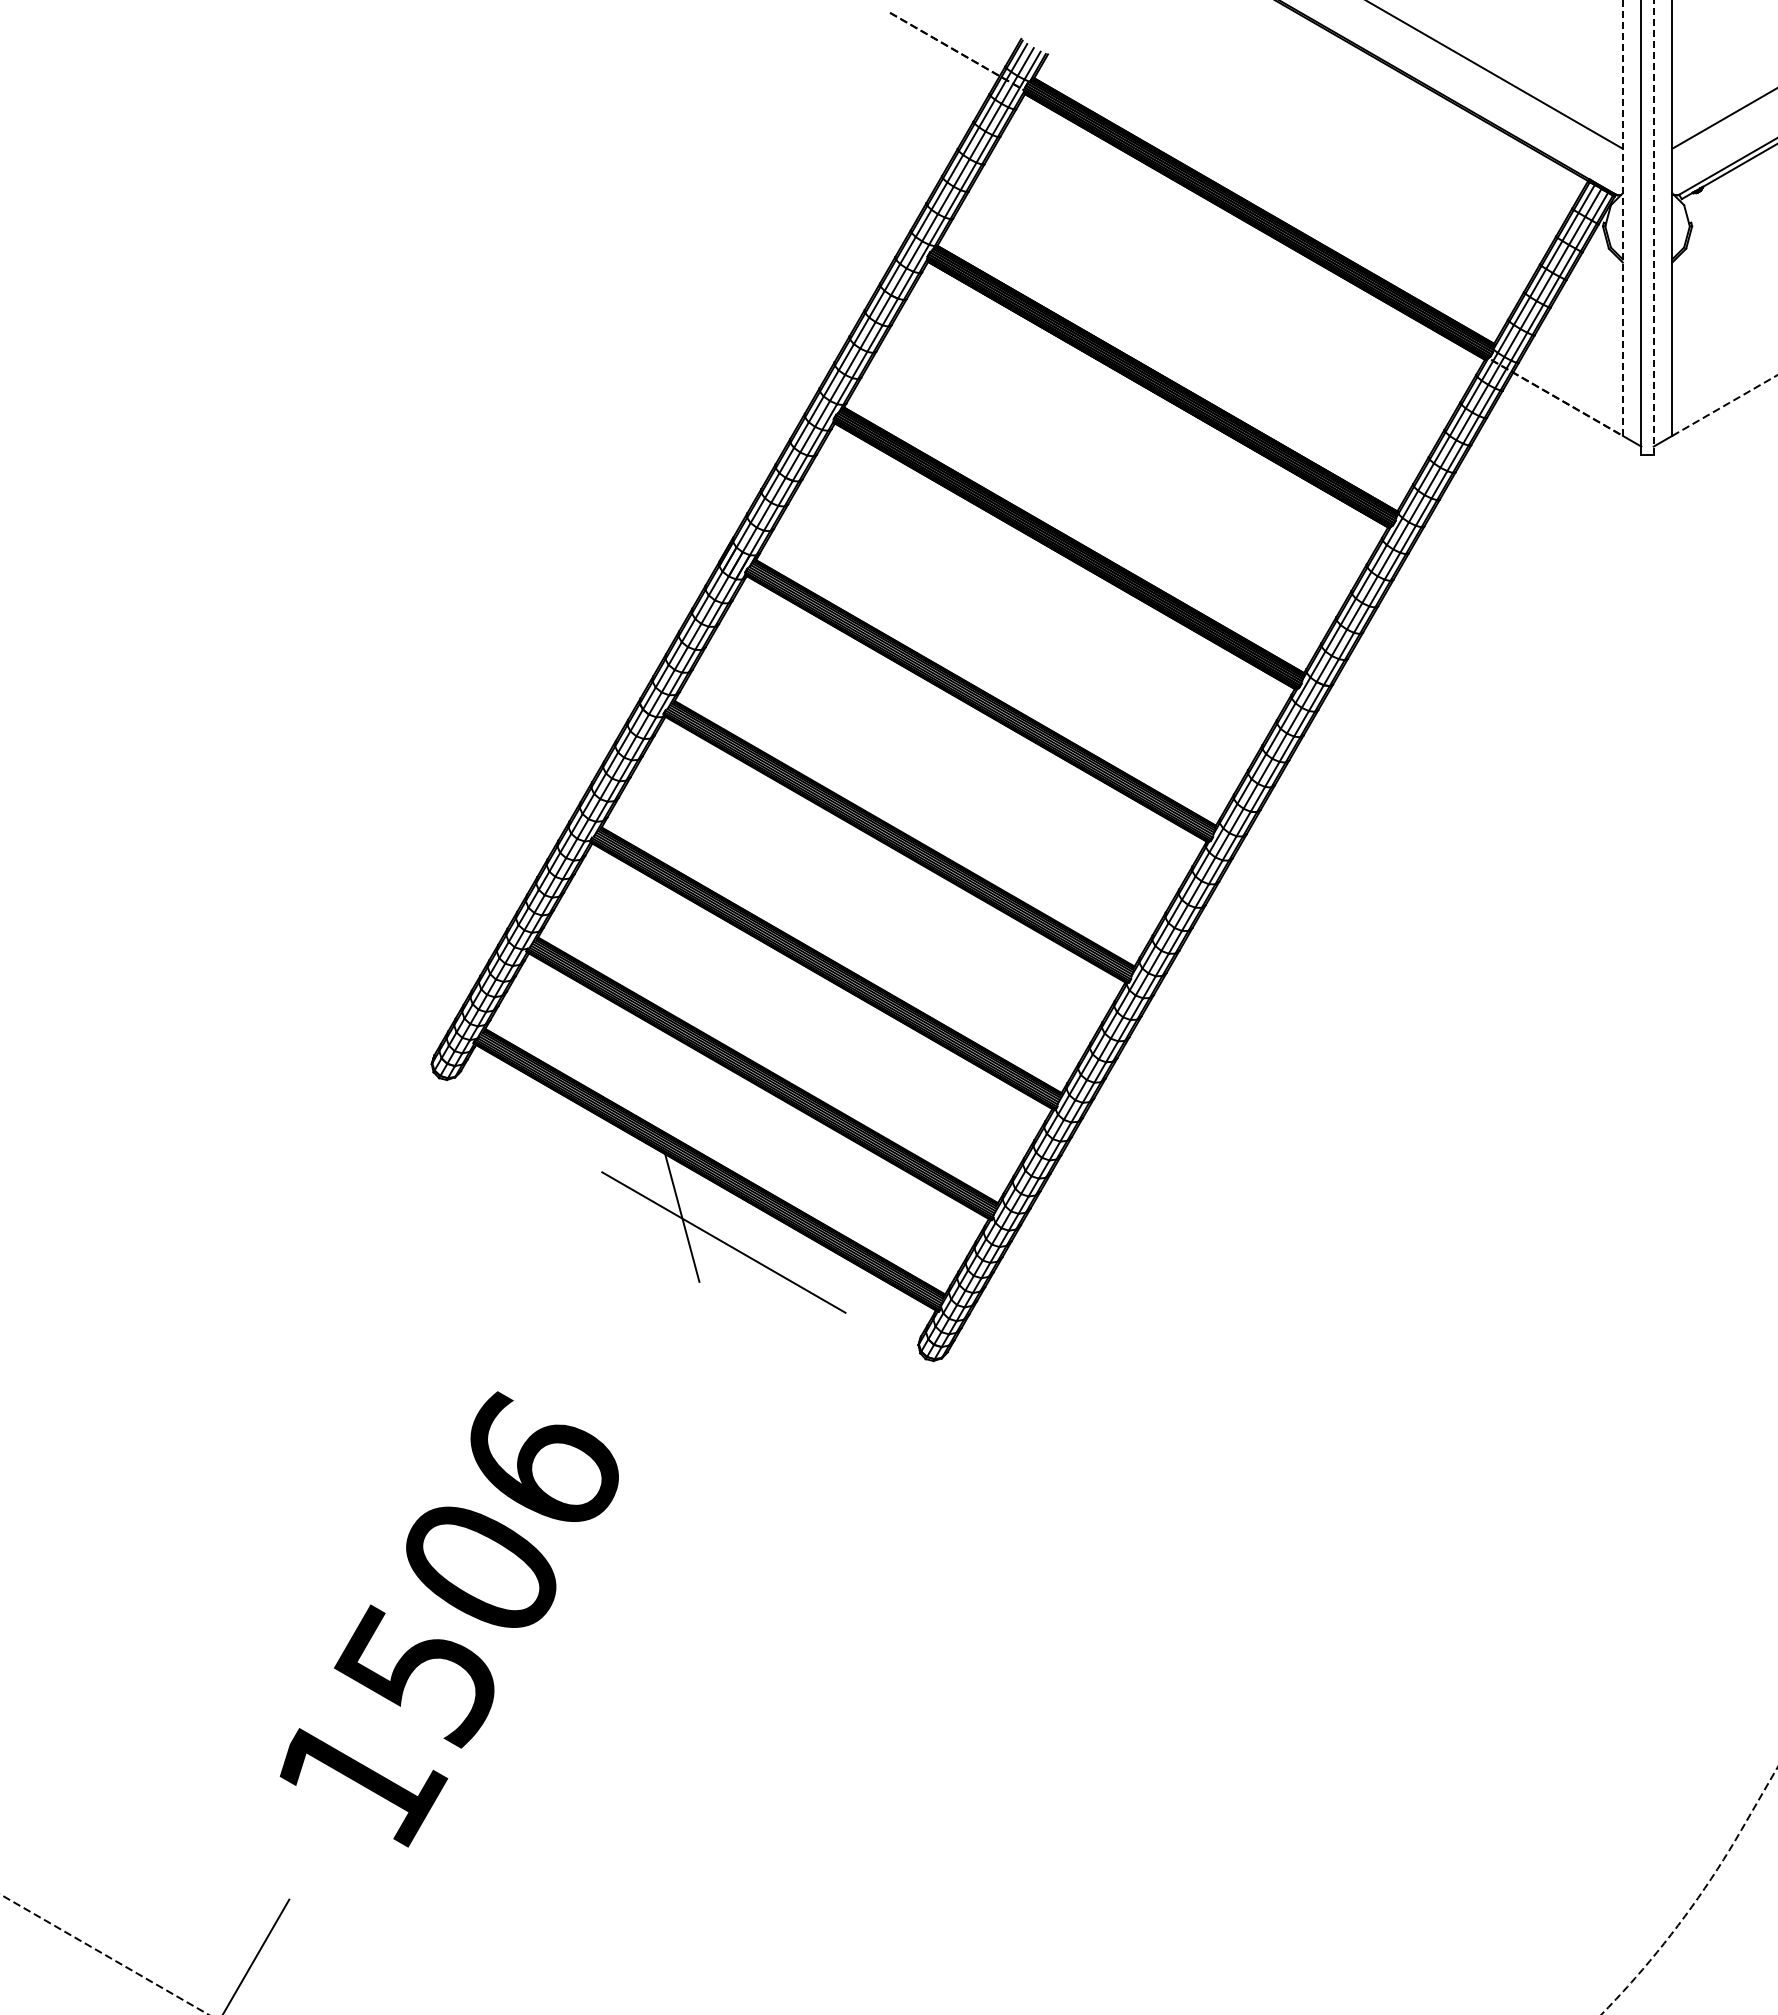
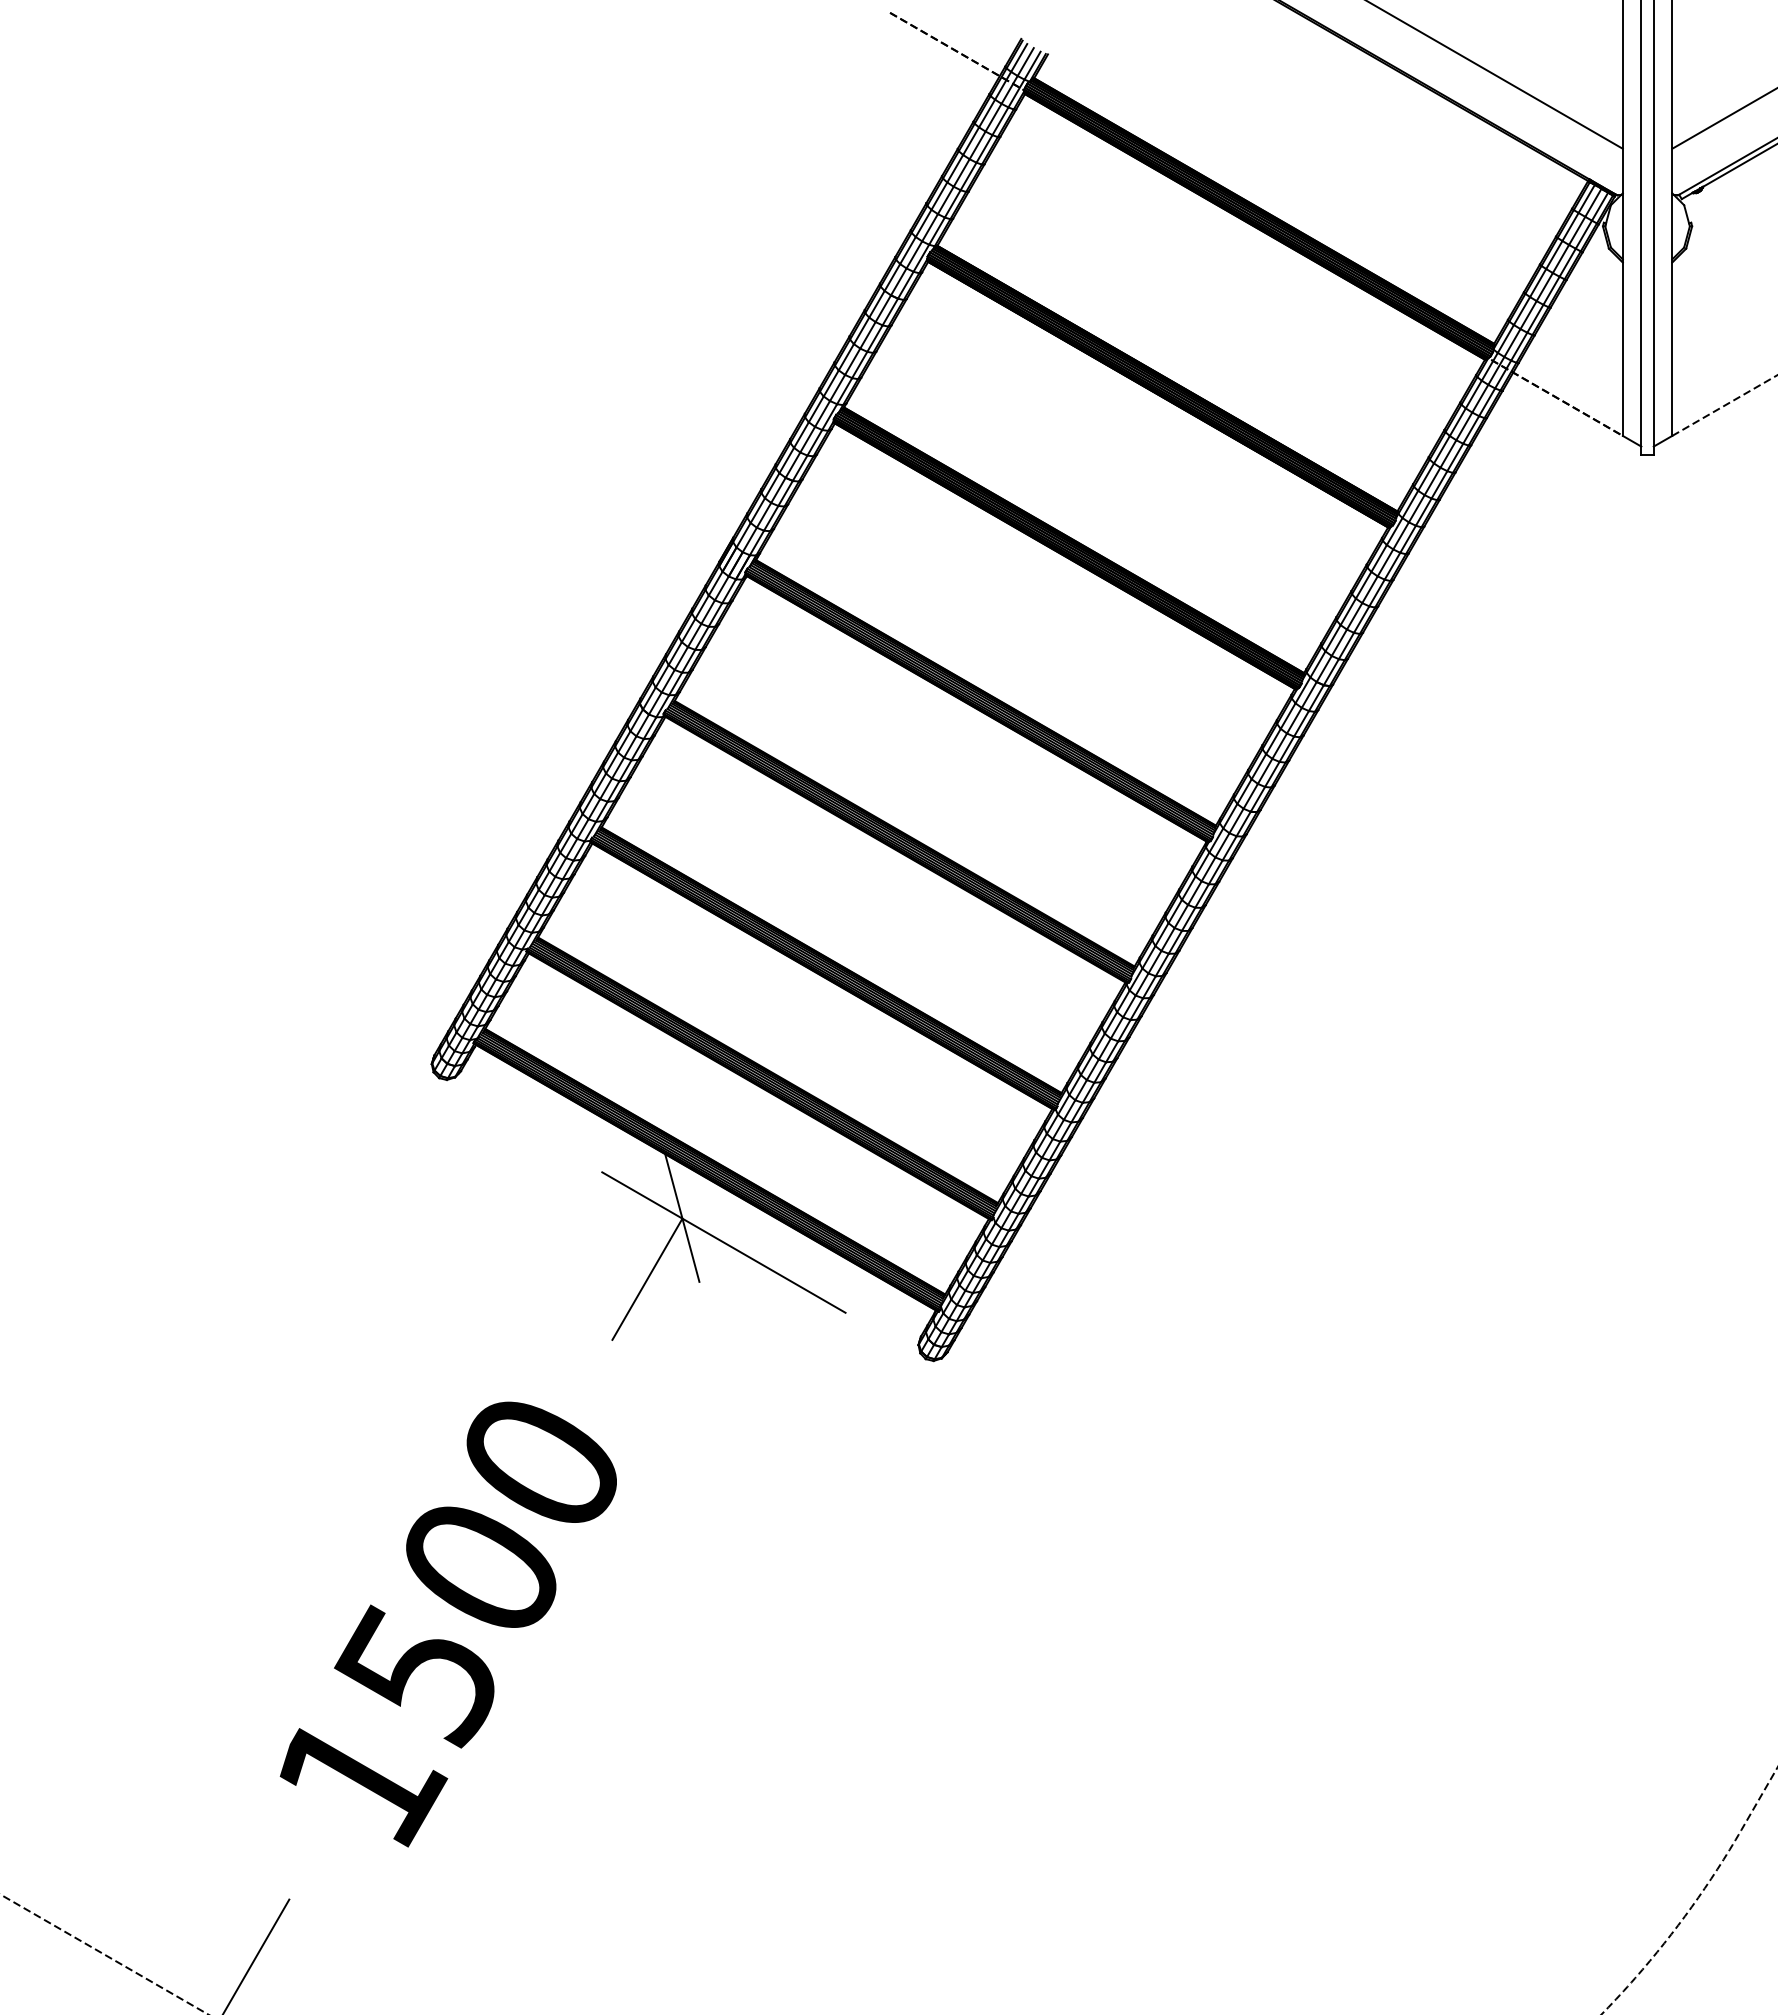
line: dashed -> solid (1622, 218)
line: dashed -> solid (1653, 227)
line: none -> present (647, 1278)
text: 1506 -> 1500 (542, 1456)
